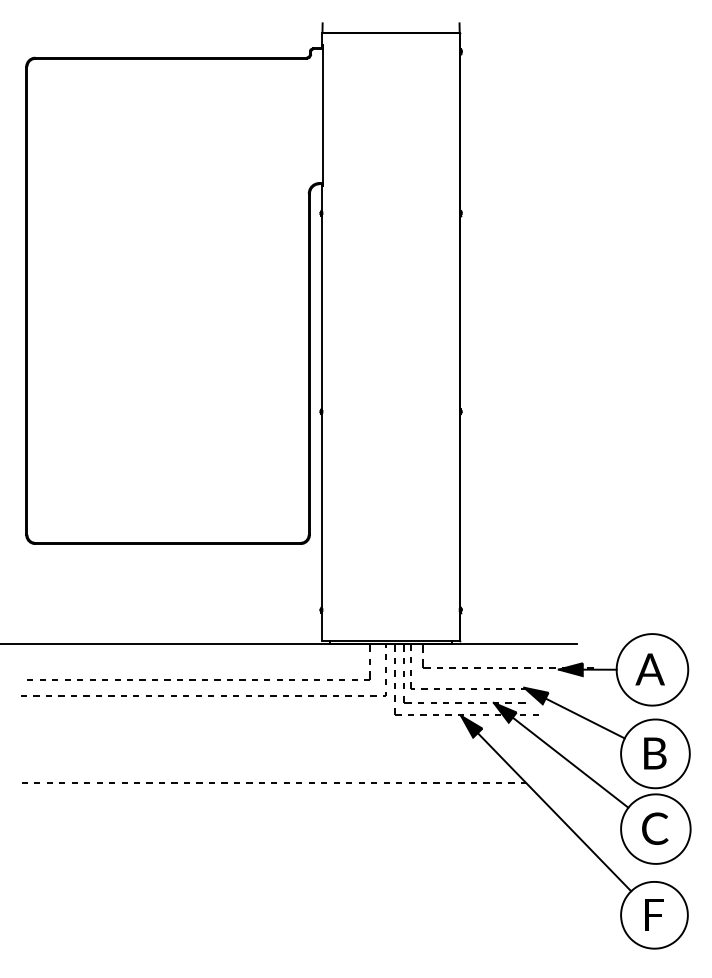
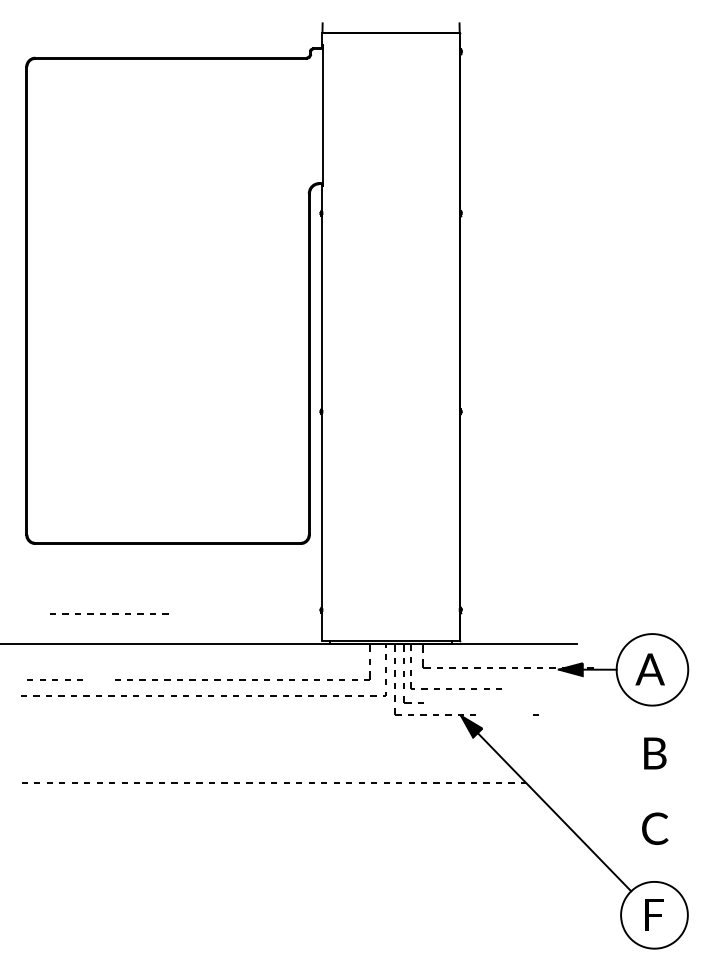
part: none -> present (108, 613)
line: present -> none (95, 679)
part: present -> none (569, 763)
